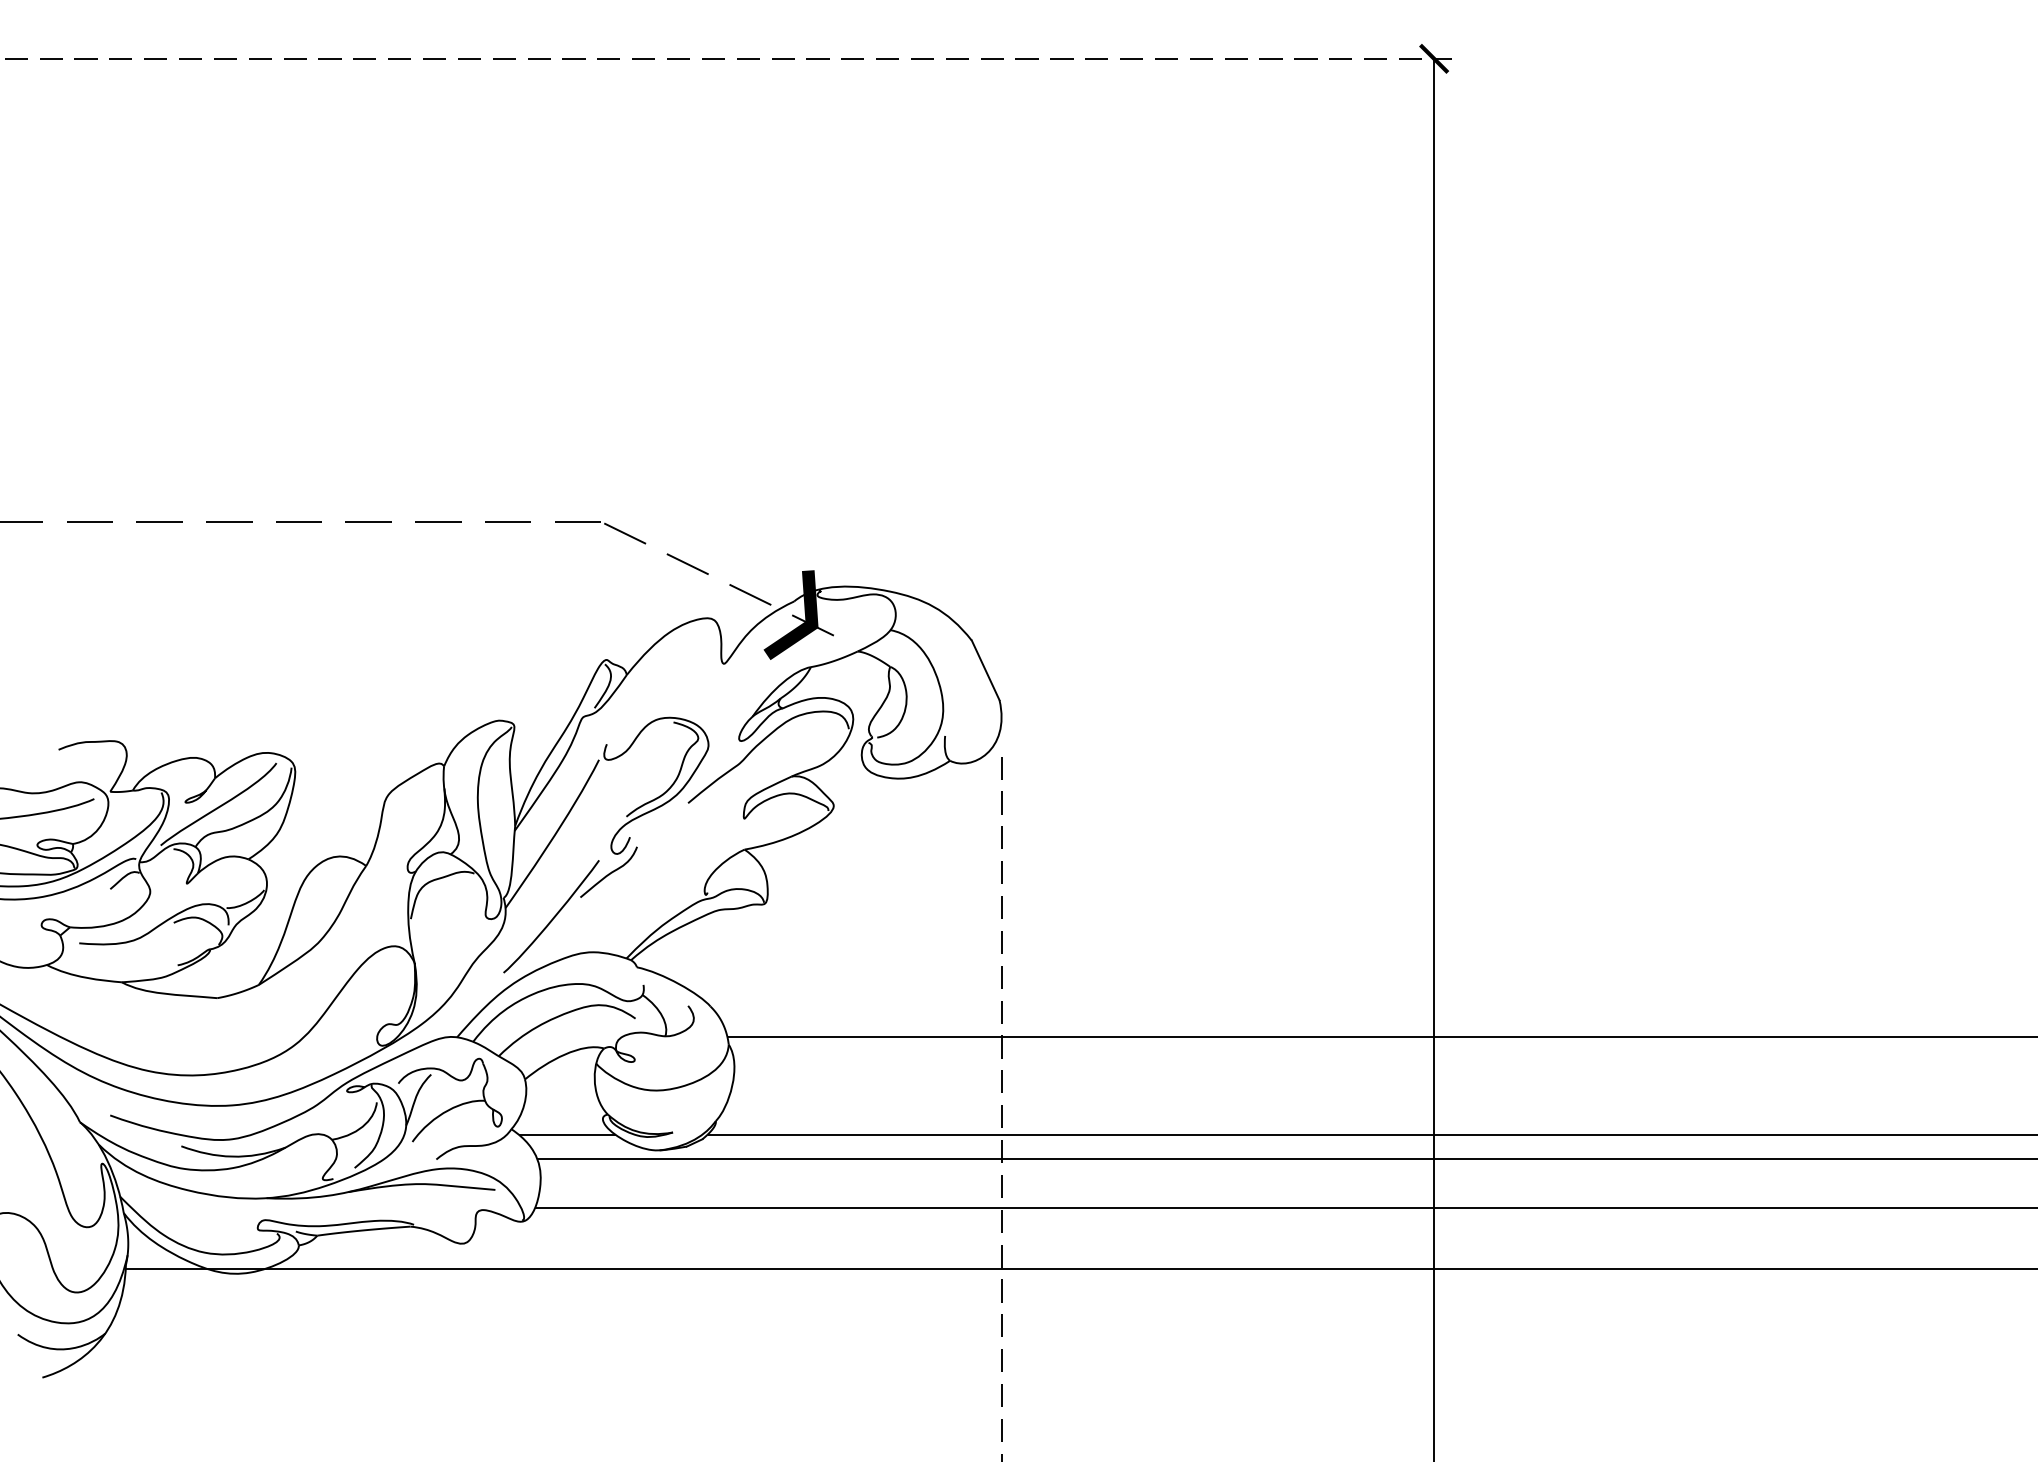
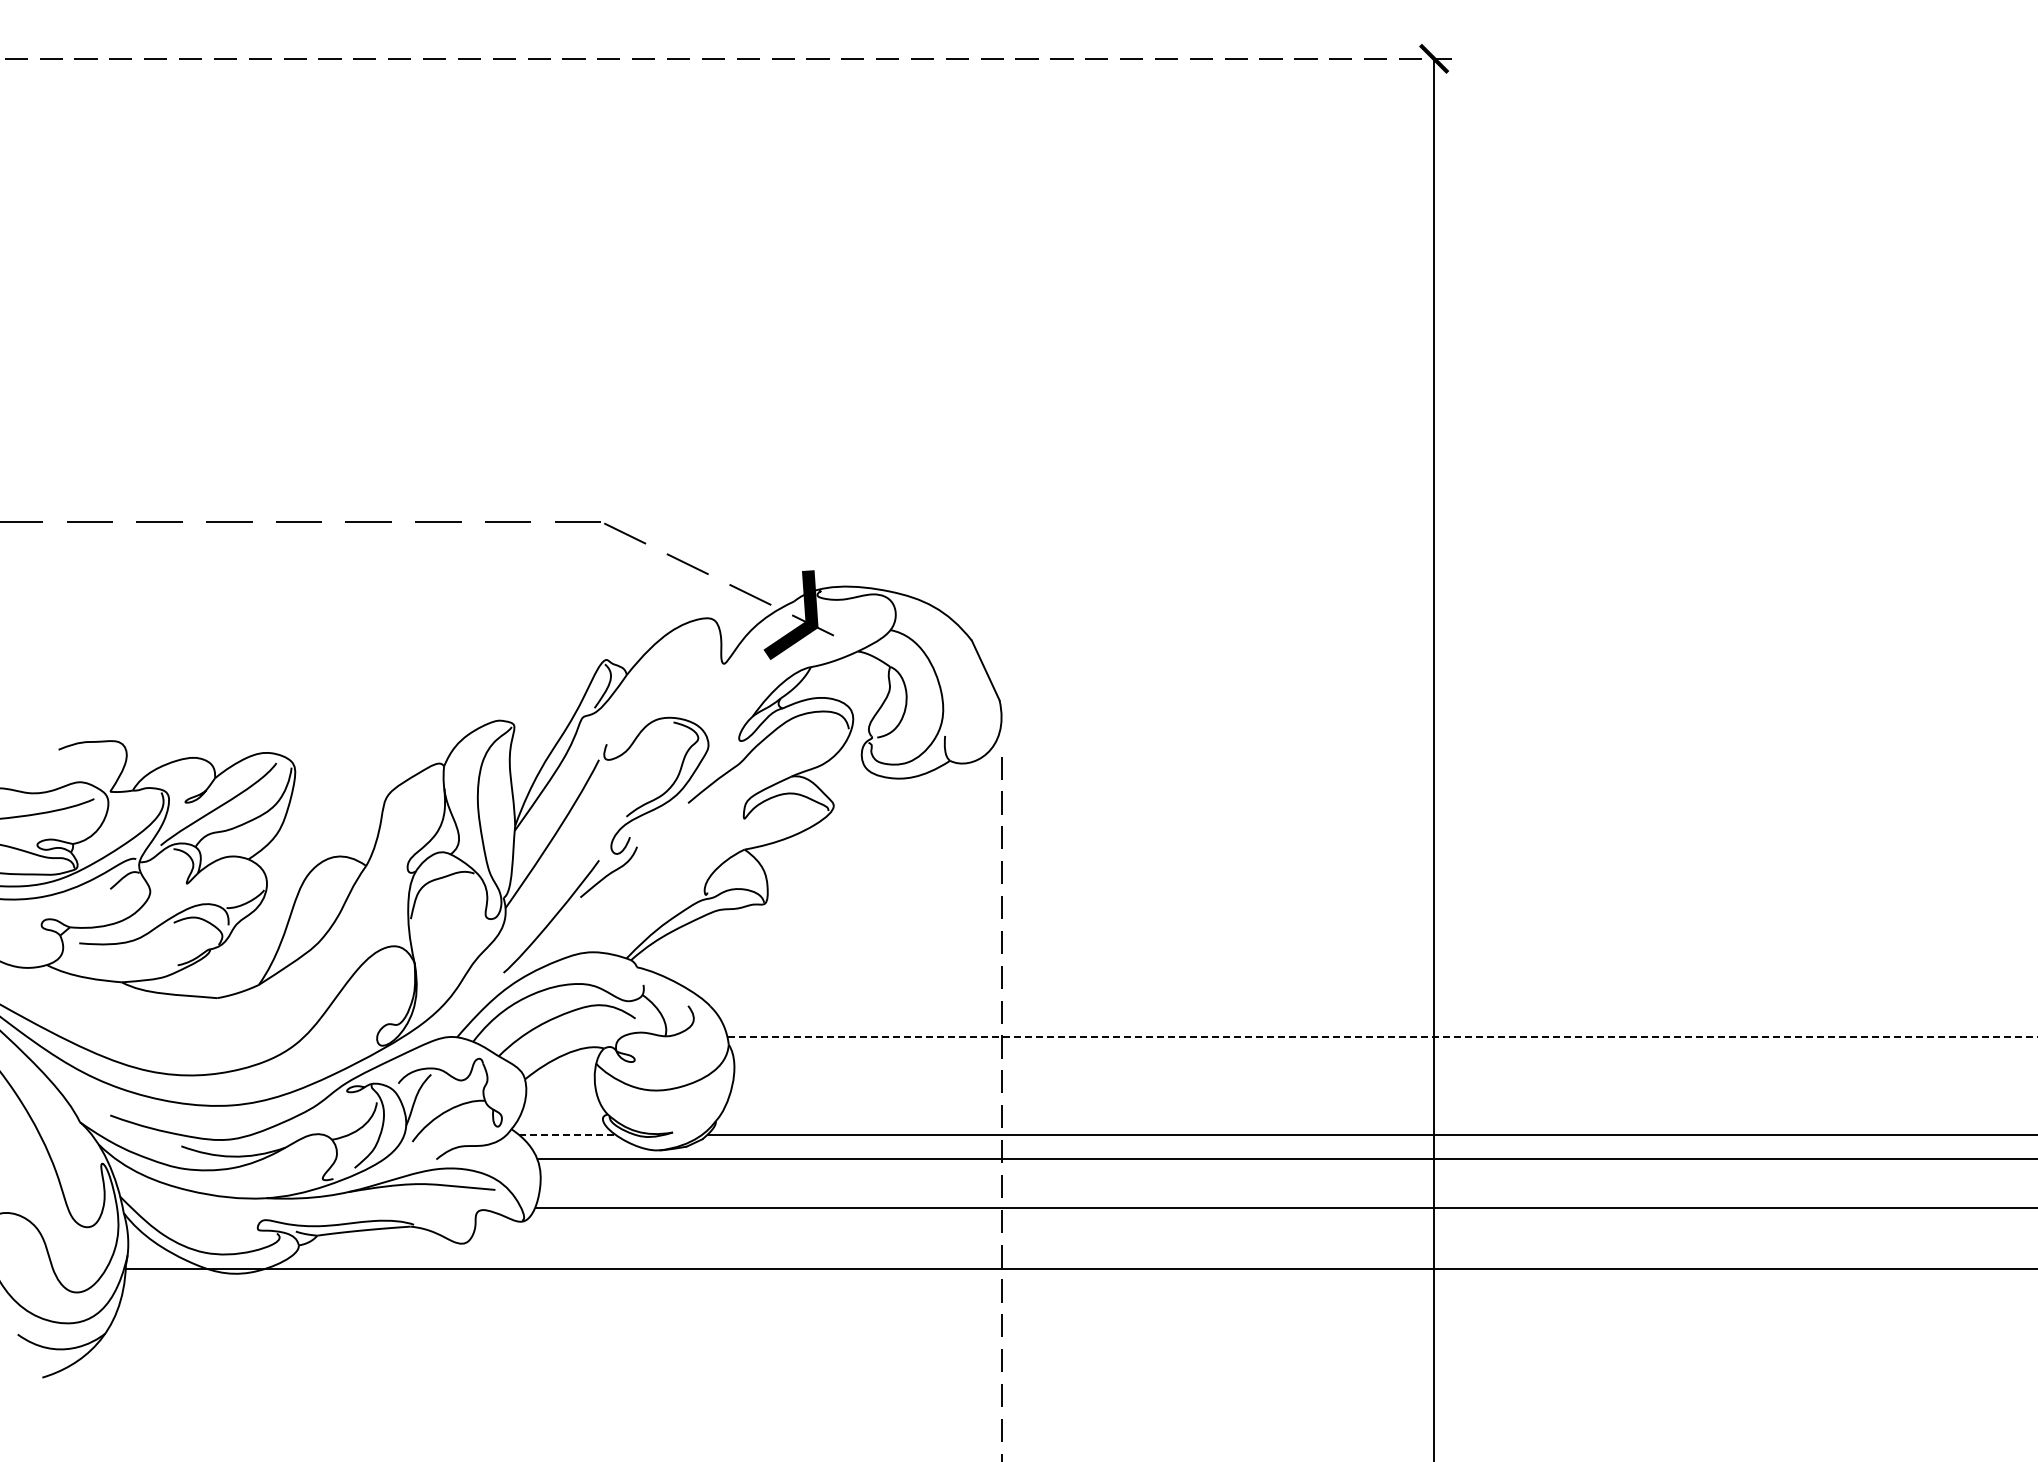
line: solid -> dashed (1382, 1037)
line: solid -> dashed (567, 1134)
